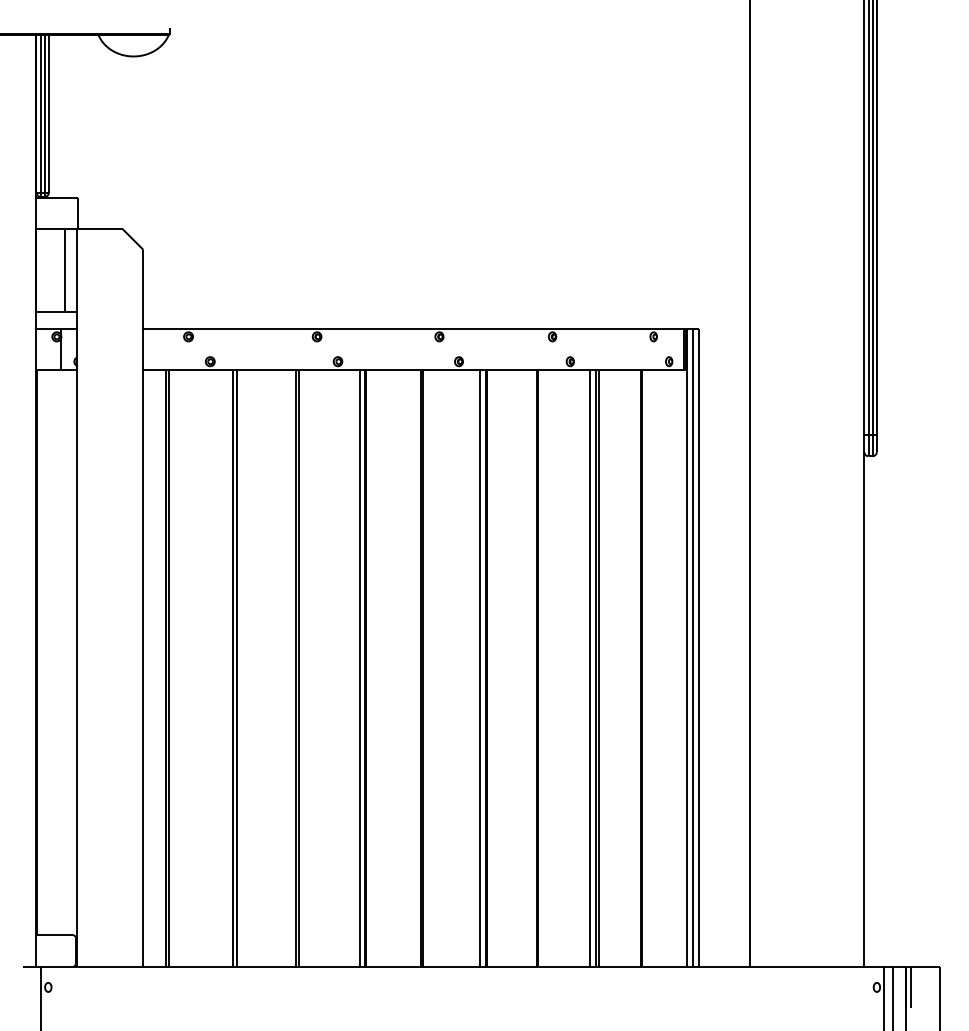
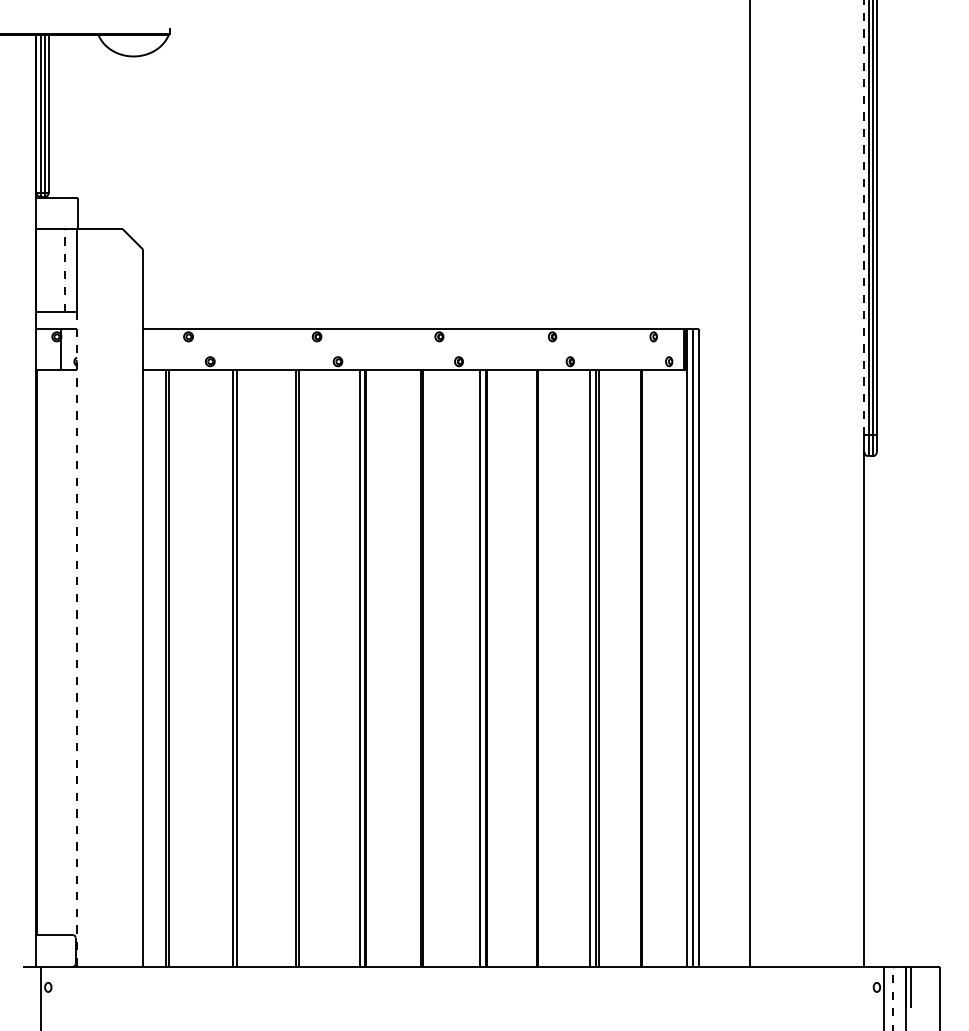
line: solid -> dashed (864, 217)
line: solid -> dashed (64, 270)
line: solid -> dashed (77, 638)
line: solid -> dashed (893, 998)
